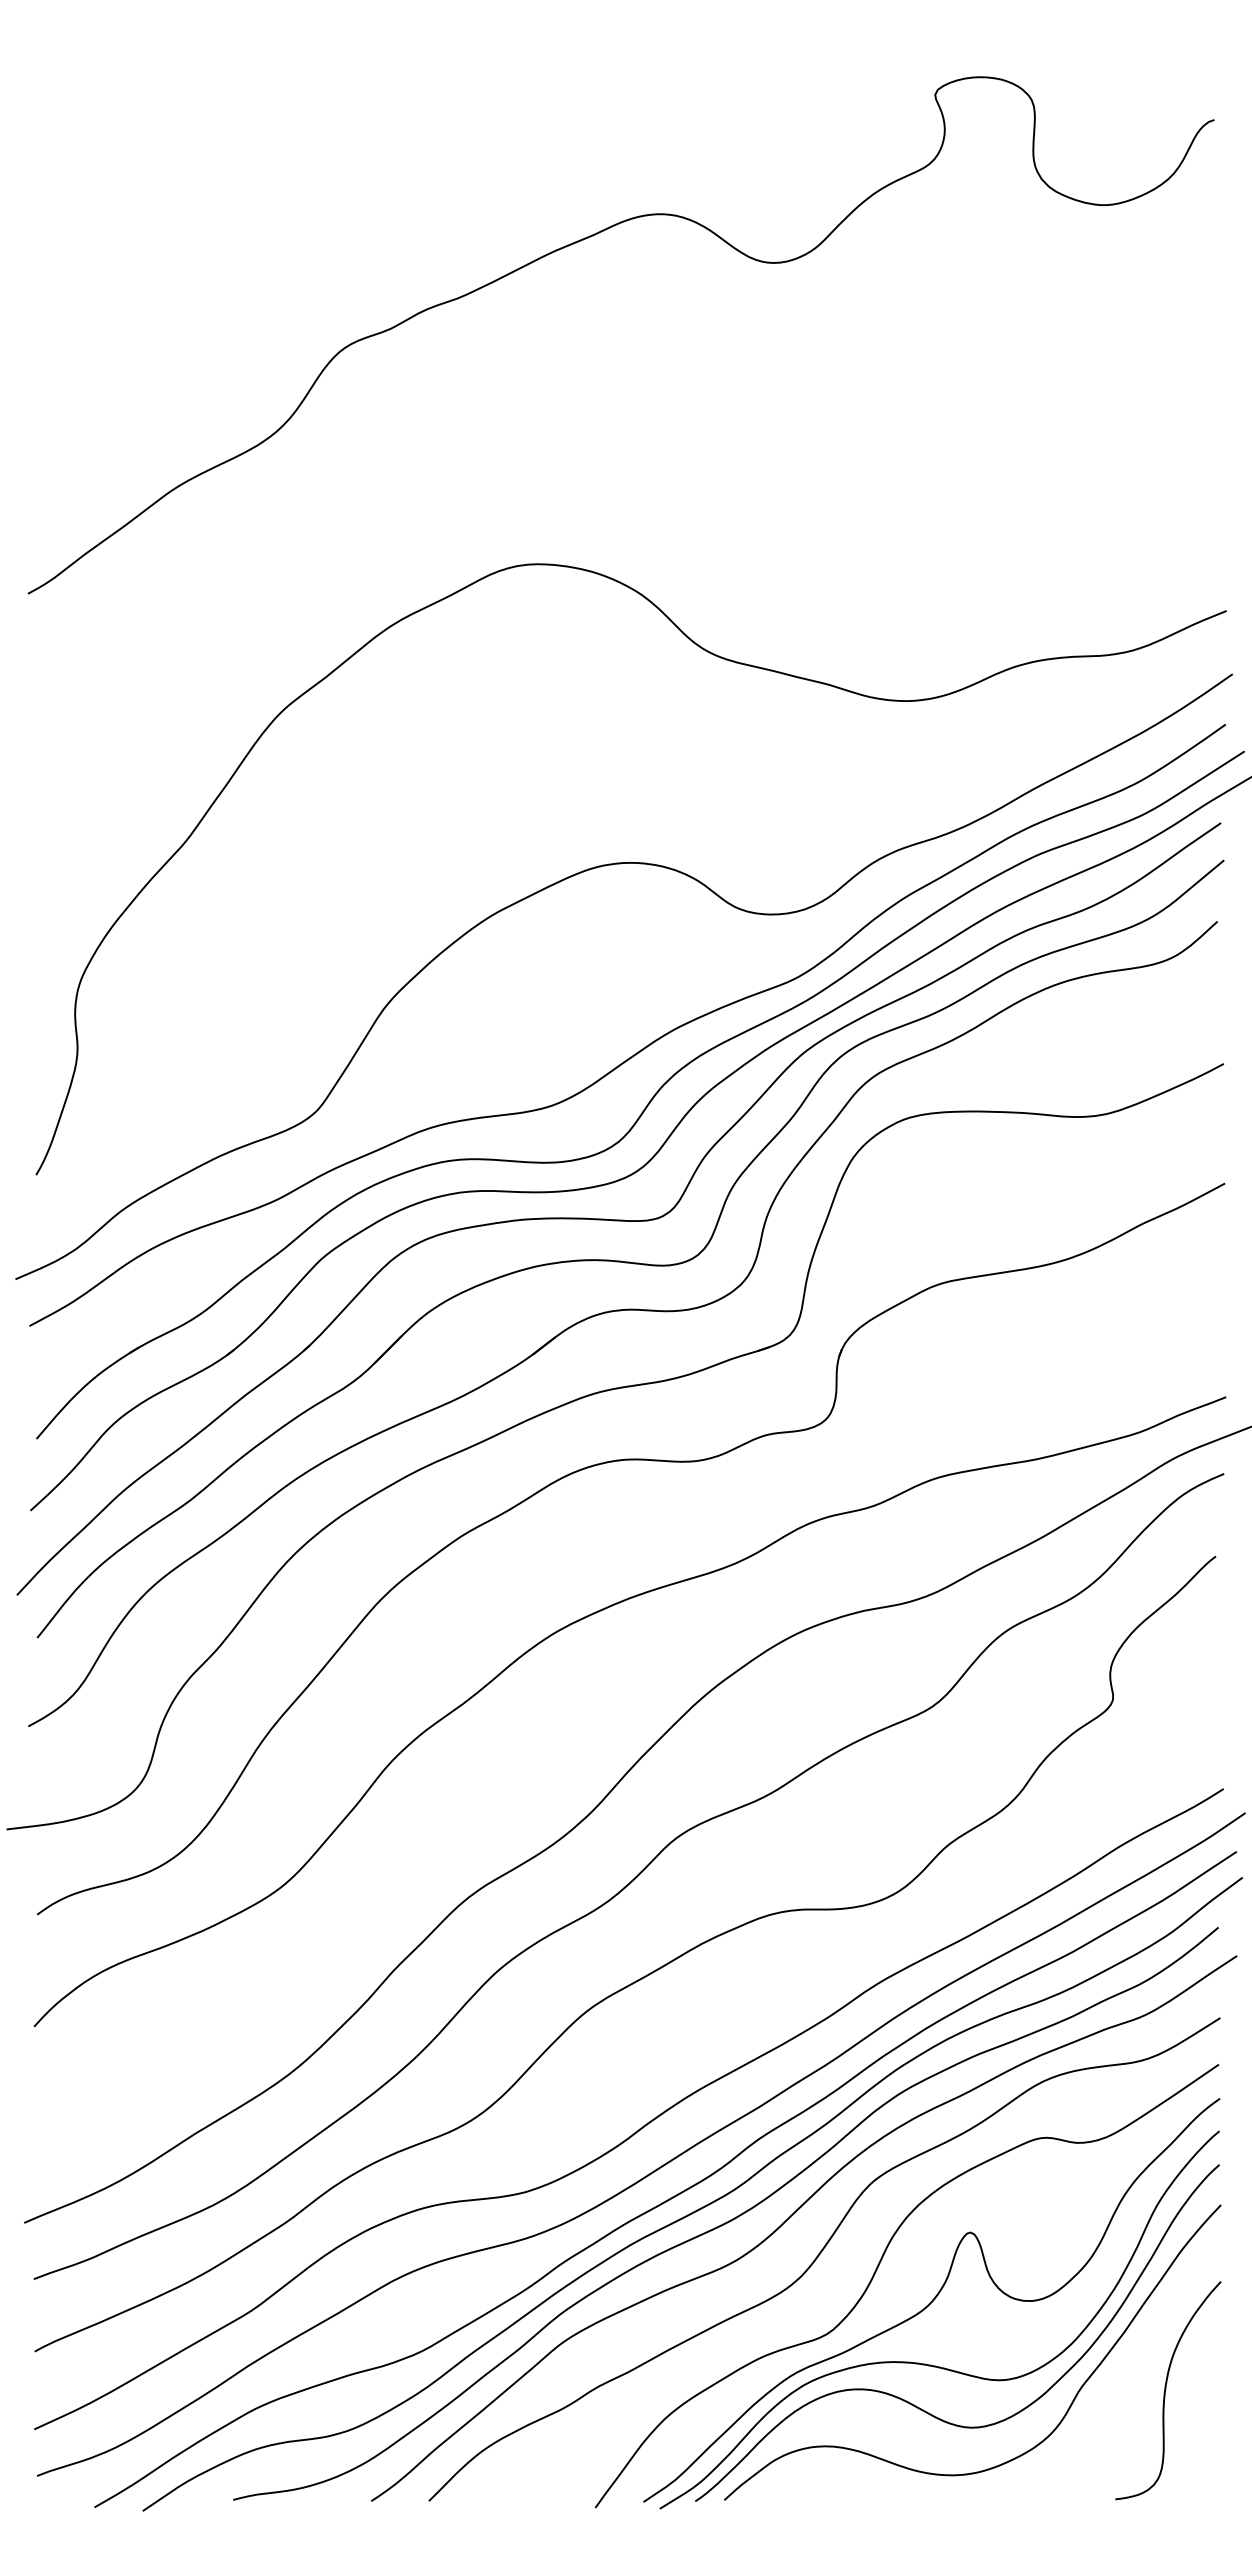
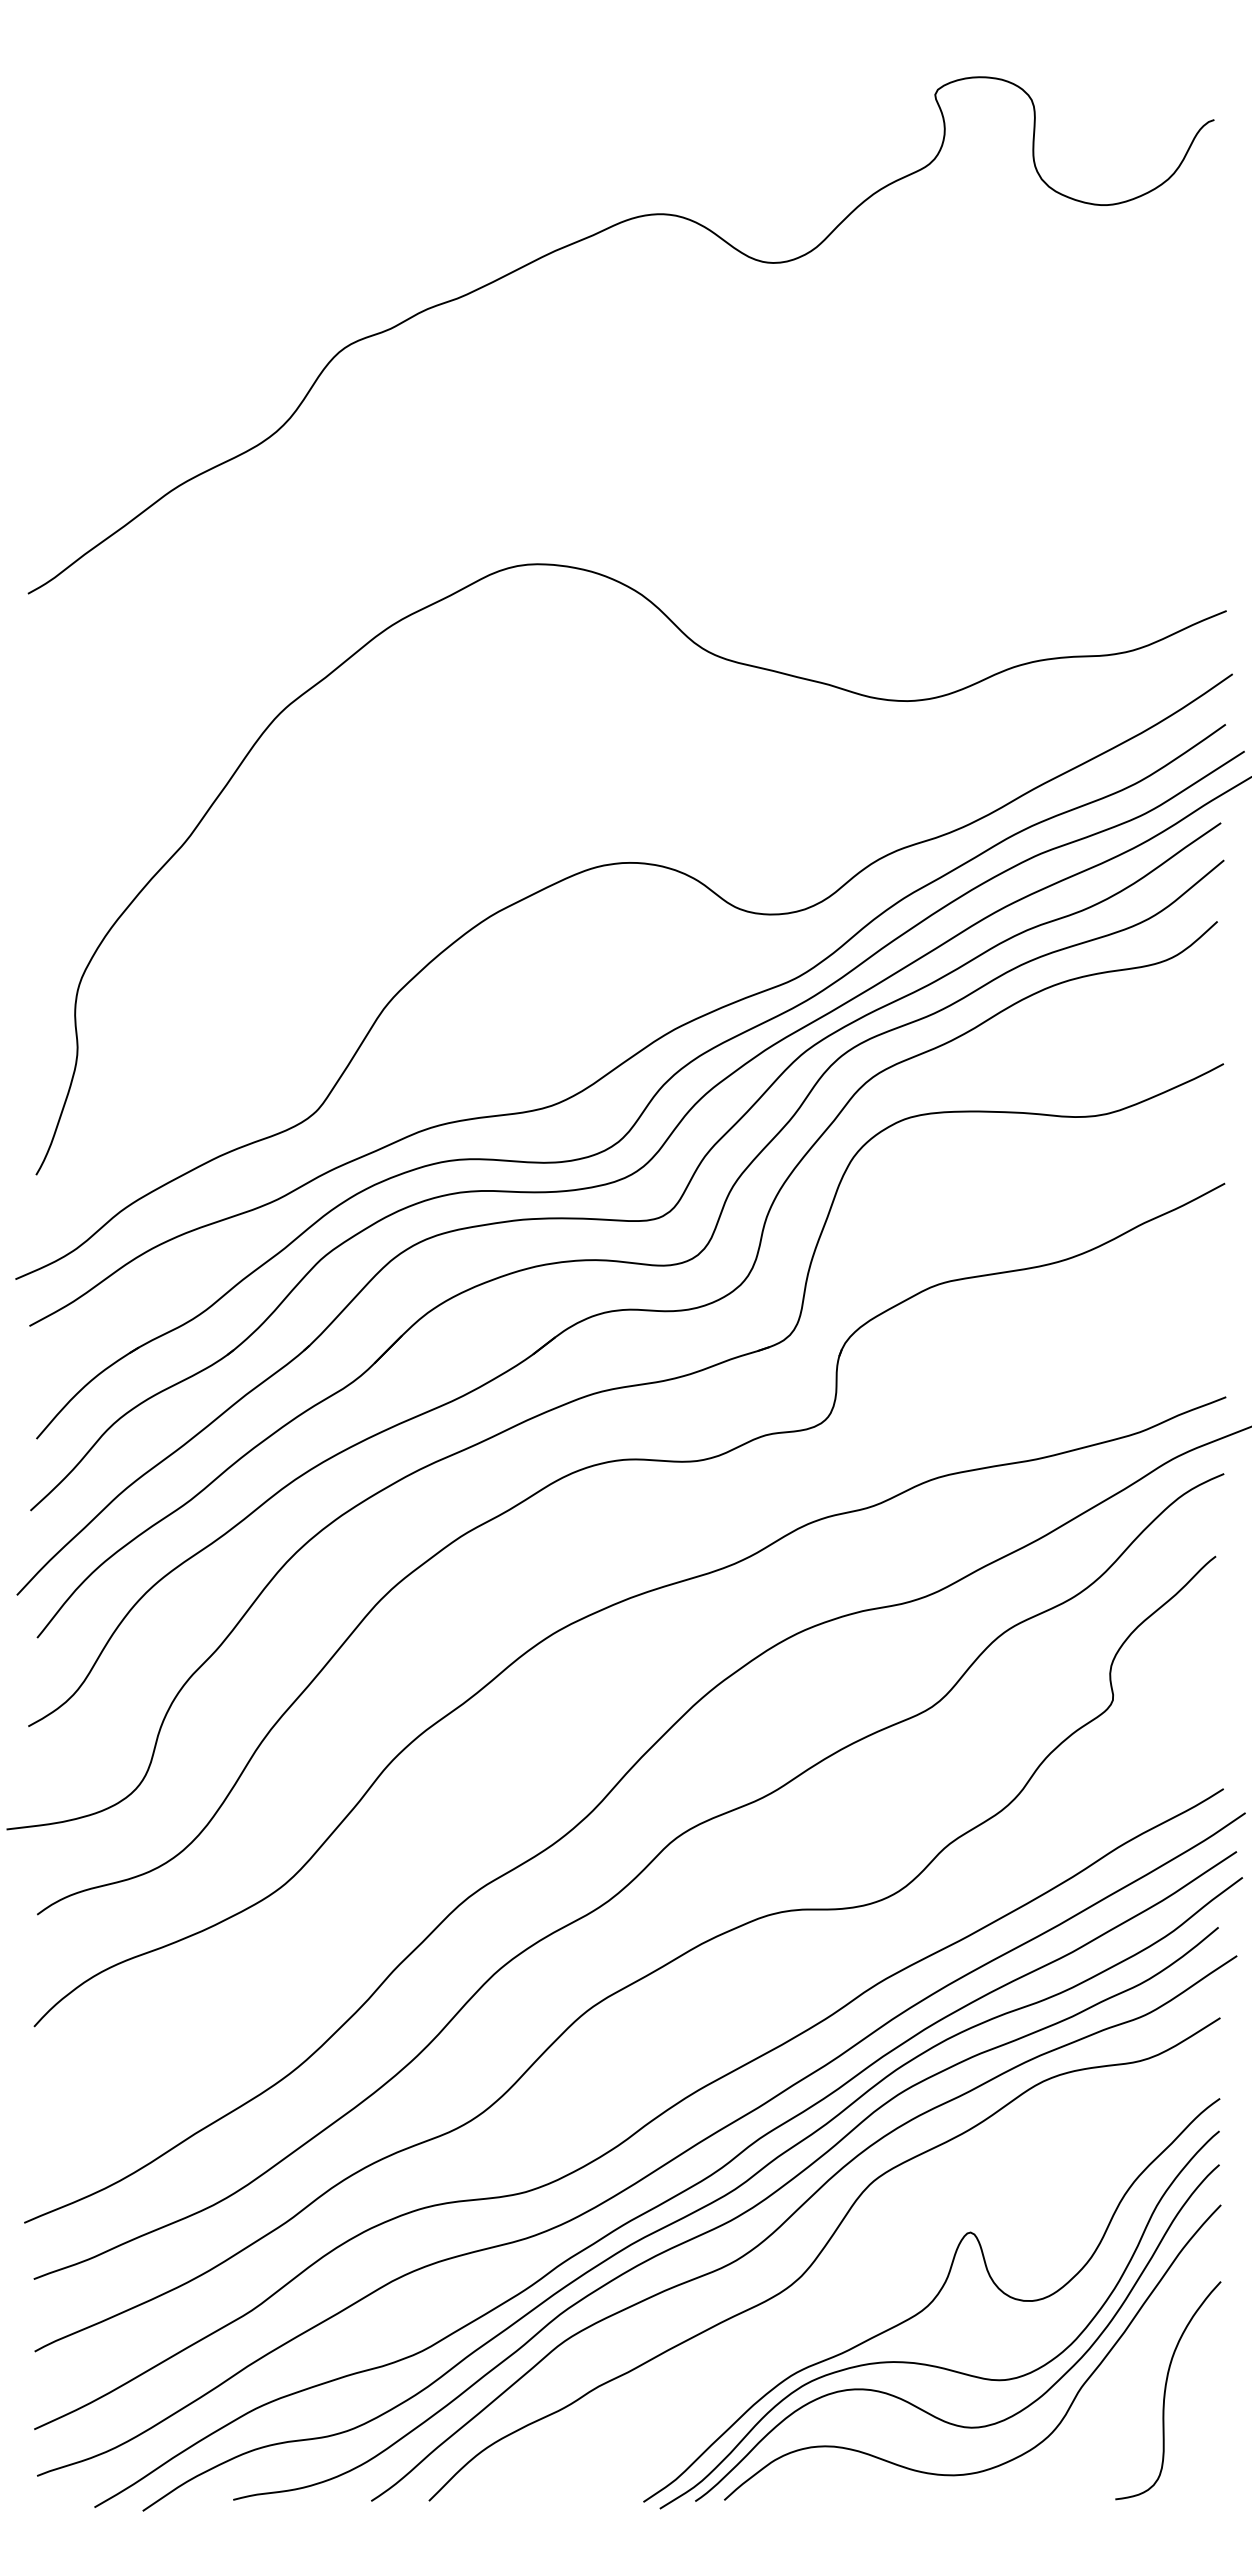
curve: present -> none (876, 2272)
